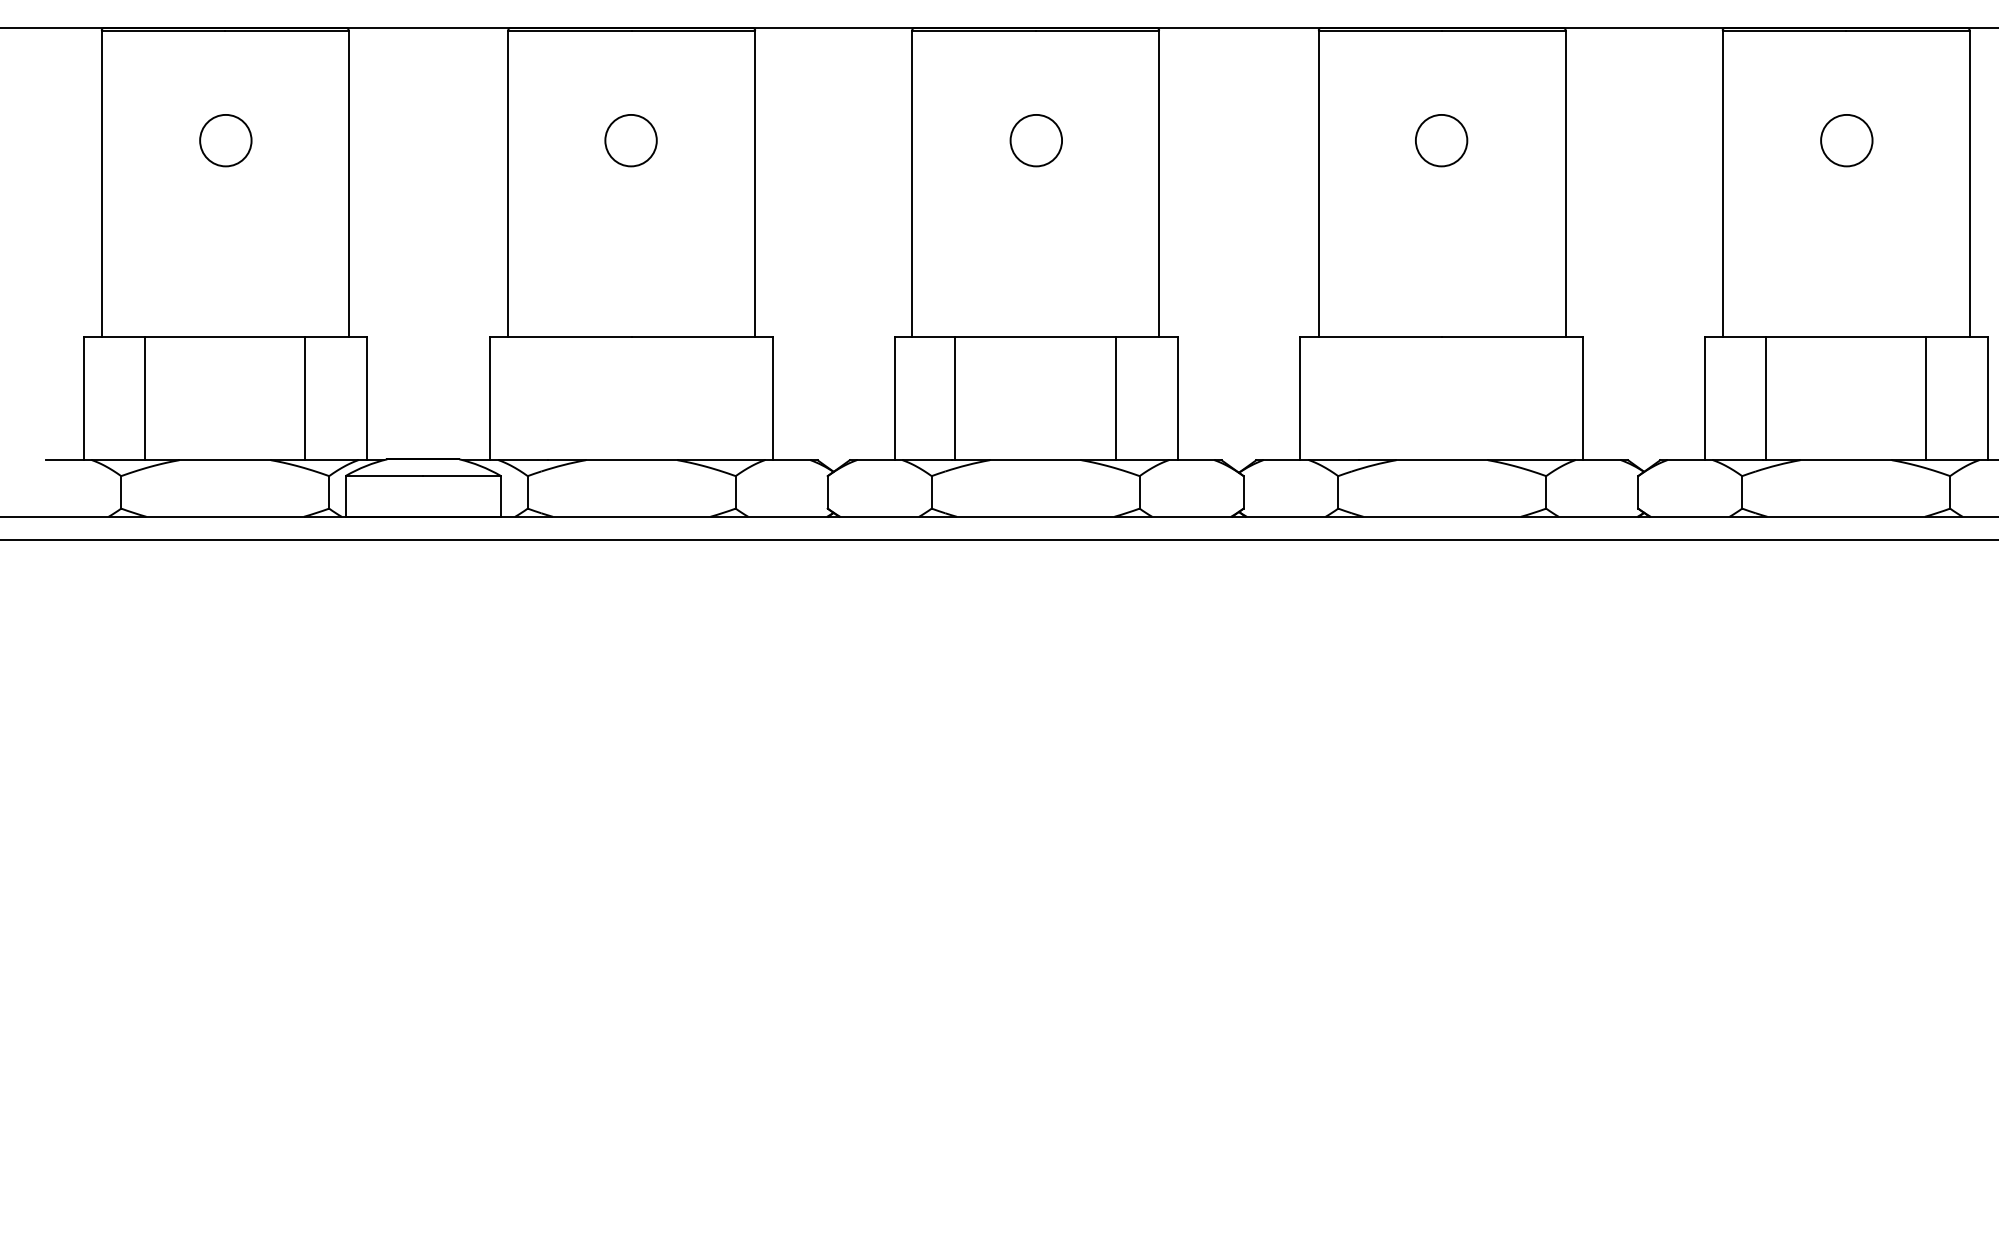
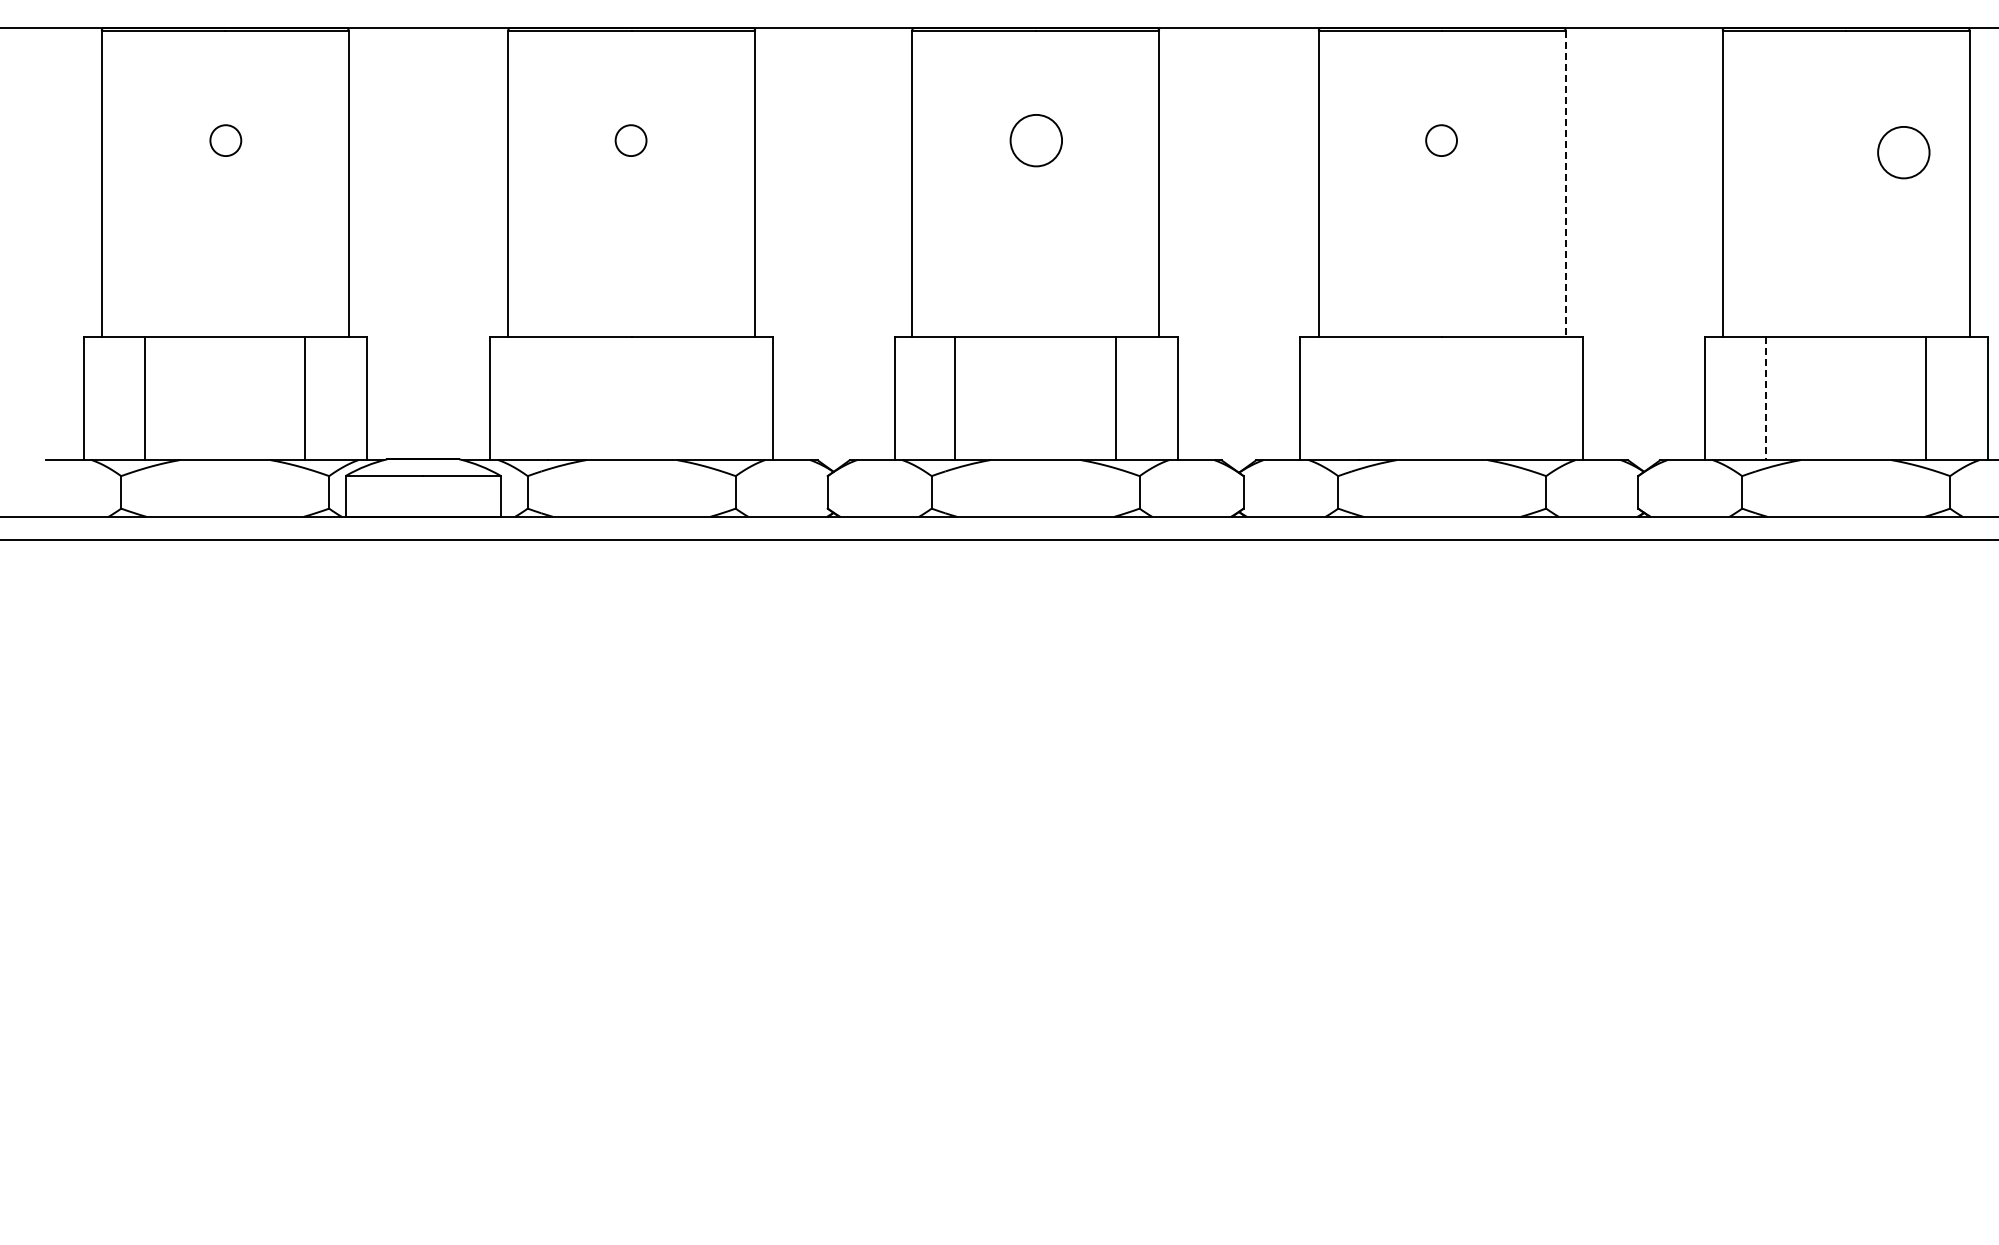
circle diameter: 51 px -> 31 px (225, 140)
circle diameter: 51 px -> 31 px (630, 140)
circle diameter: 51 px -> 31 px (1441, 140)
circle position: (1846, 140) -> (1903, 152) (1903, 152)
line: solid -> dashed (1565, 184)
line: solid -> dashed (1765, 398)
